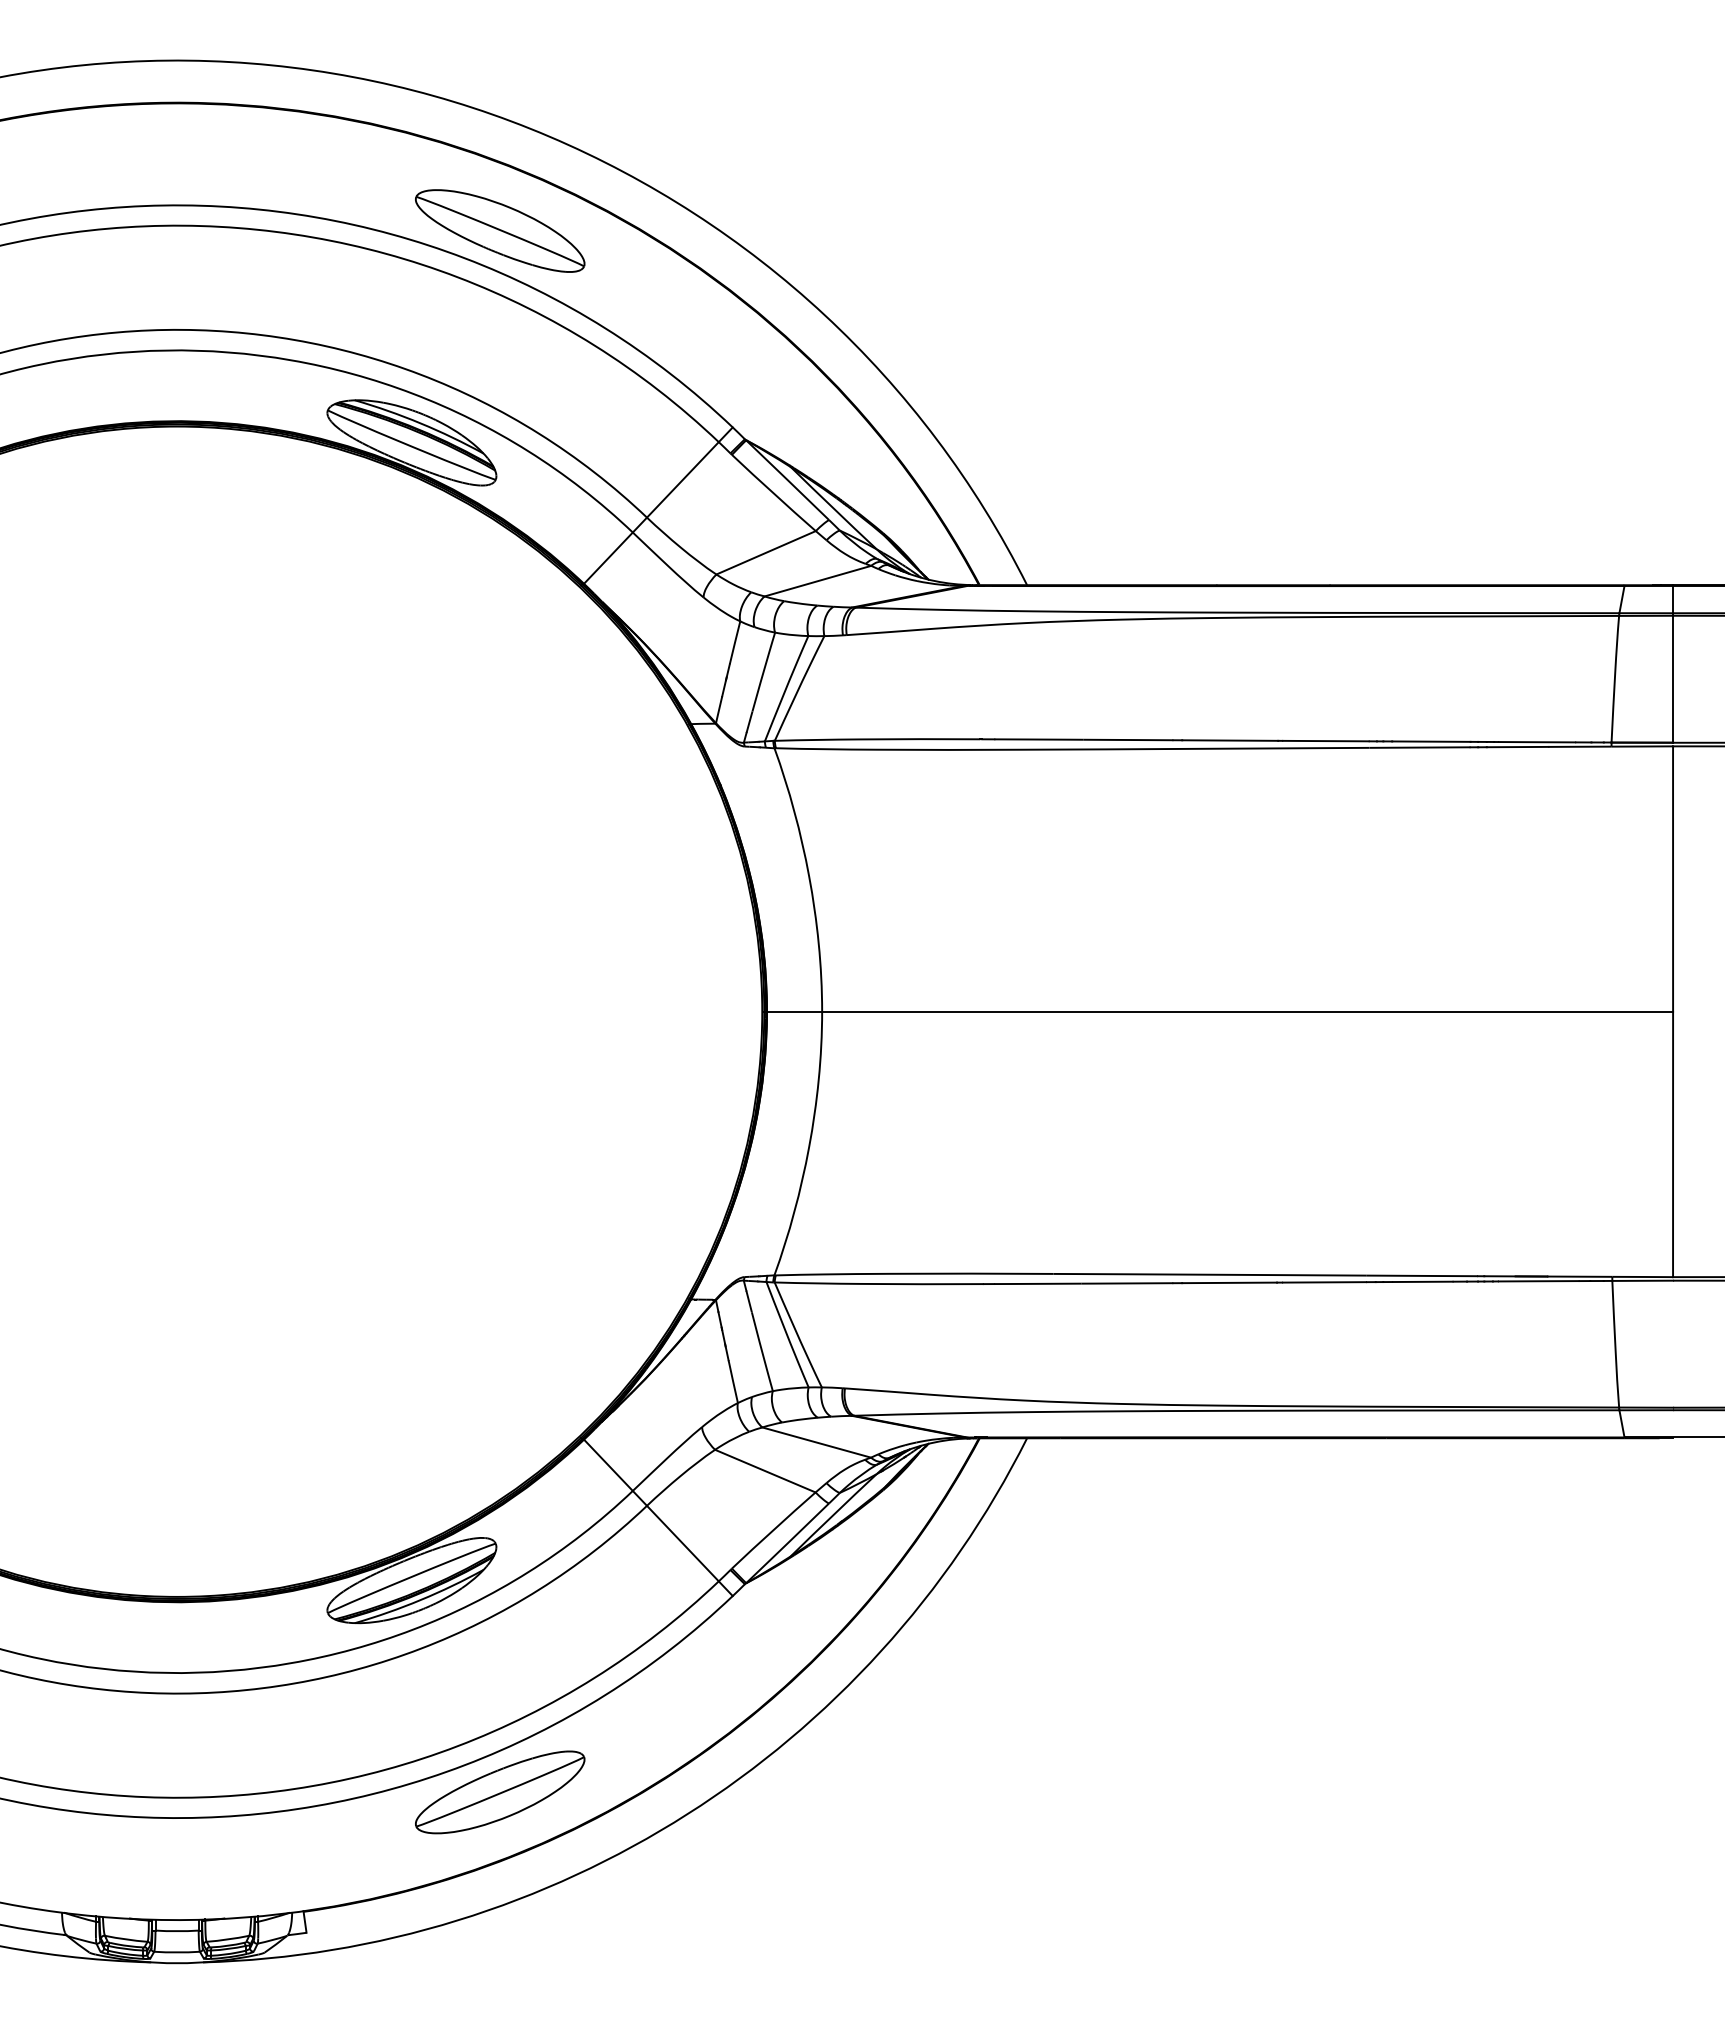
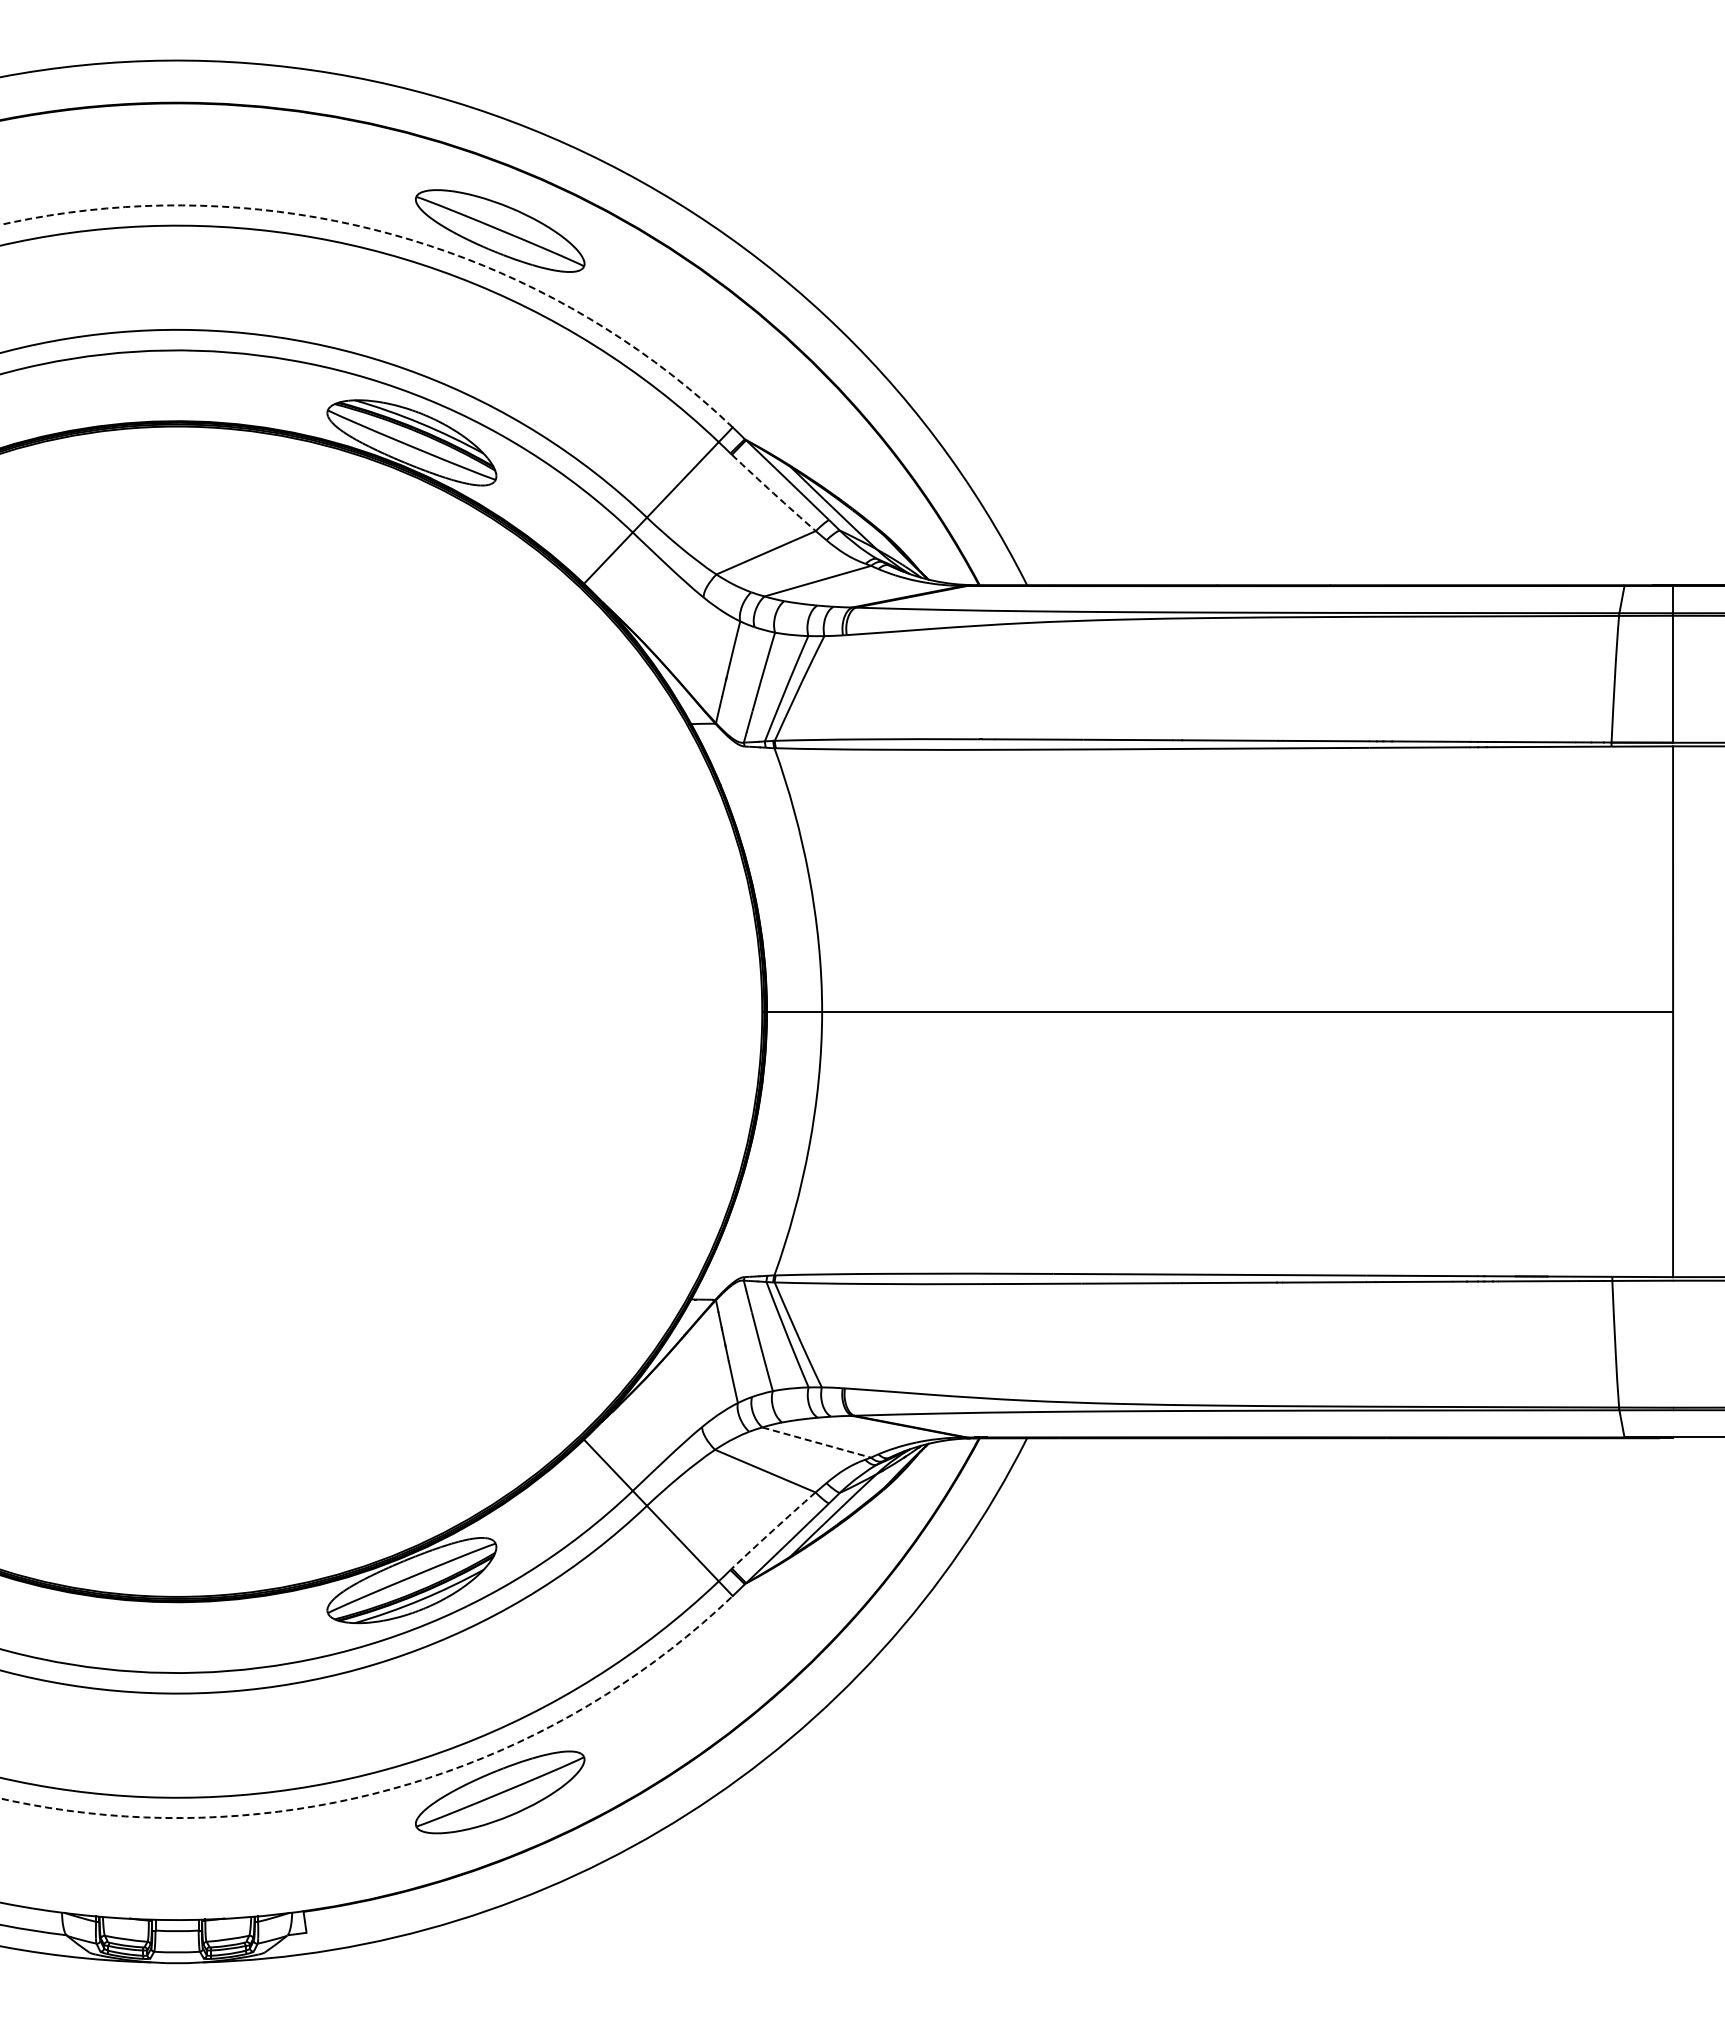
arc: solid -> dashed (773, 493)
line: solid -> dashed (817, 1442)
arc: solid -> dashed (773, 1530)
arc: solid -> dashed (0, 1798)
